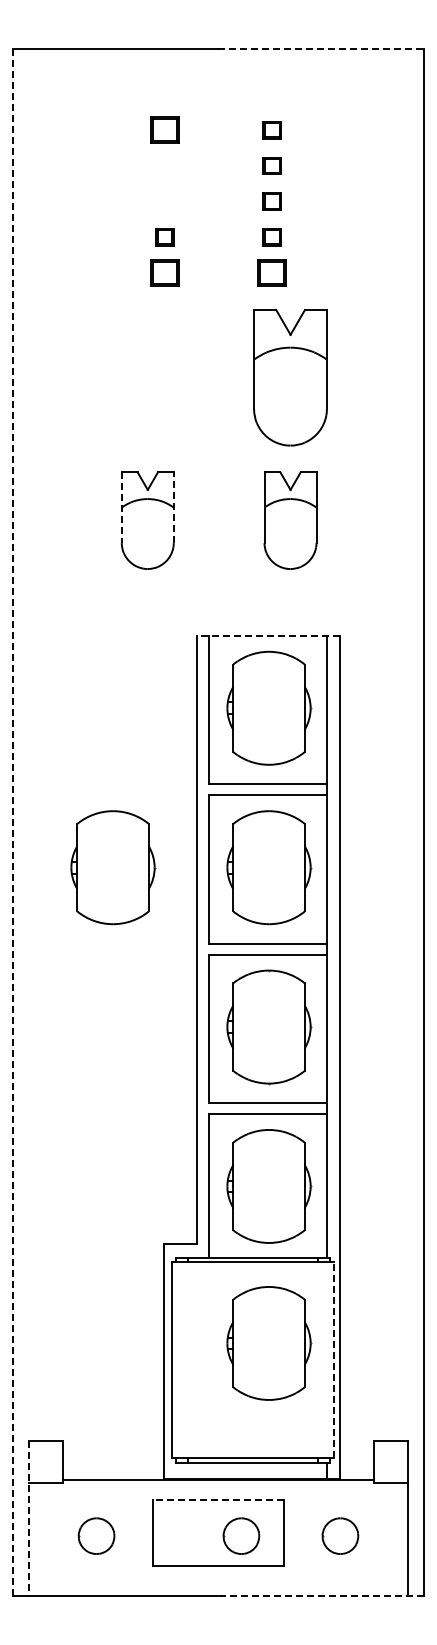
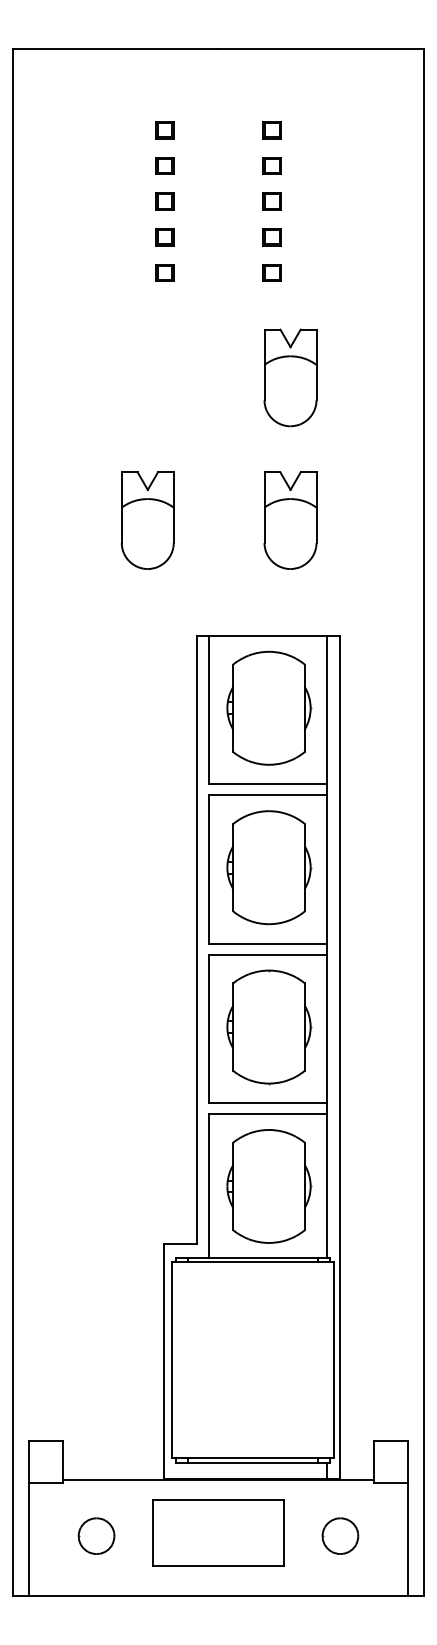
line: dashed -> solid (321, 49)
part size: 30x28 px -> 20x19 px (164, 130)
part: none -> present (164, 165)
part: none -> present (164, 201)
part size: 30x28 px -> 20x18 px (164, 272)
part size: 30x28 px -> 20x18 px (271, 272)
part size: 75x138 px -> 55x100 px (290, 377)
line: dashed -> solid (173, 507)
line: dashed -> solid (121, 508)
line: dashed -> solid (267, 635)
line: dashed -> solid (13, 823)
part: present -> none (113, 867)
part: present -> none (269, 1343)
line: dashed -> solid (334, 1360)
line: dashed -> solid (217, 1500)
line: dashed -> solid (28, 1518)
part: present -> none (241, 1535)
line: dashed -> solid (321, 1595)
